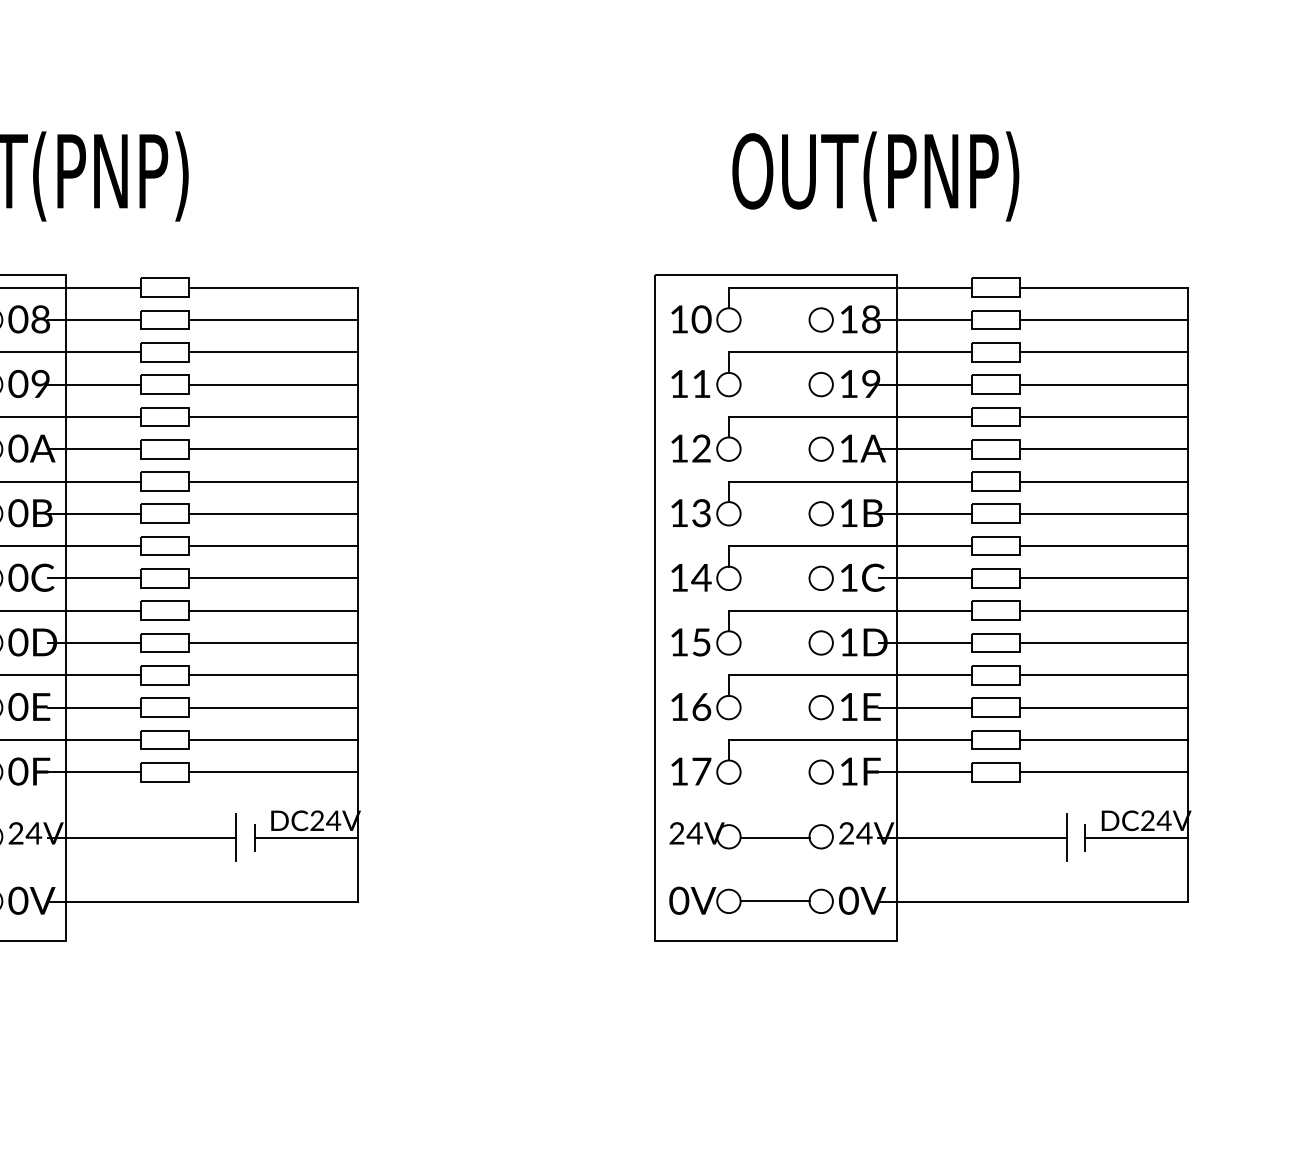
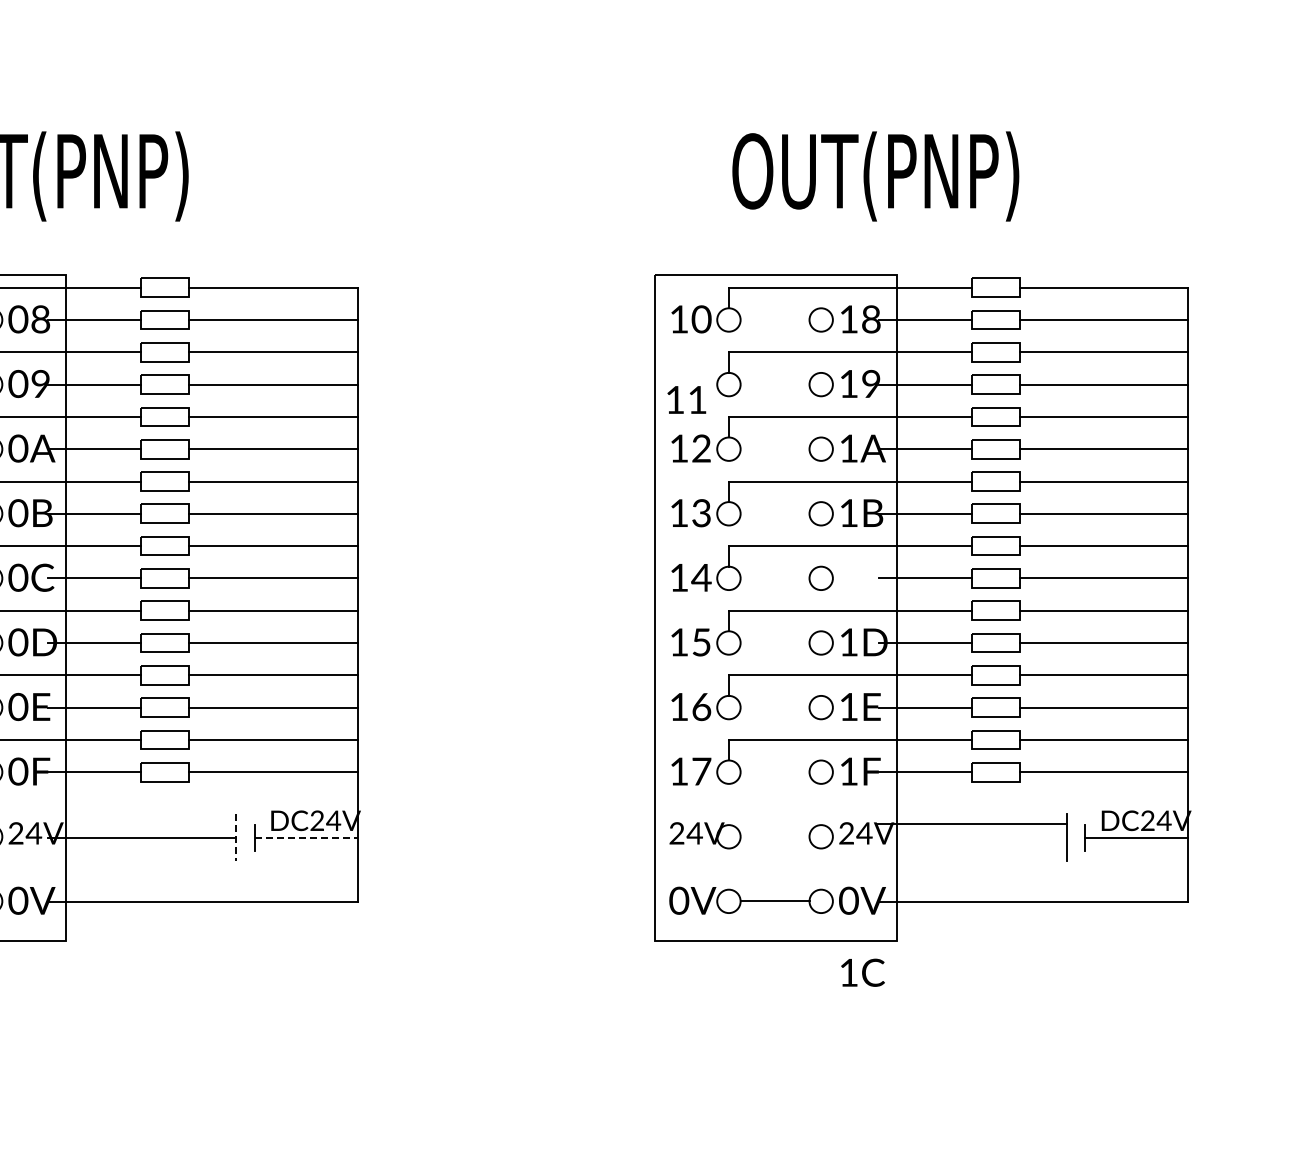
text position: (690, 383) -> (686, 399) (686, 399)
text position: (862, 577) -> (862, 972) (862, 972)
line: solid -> dashed (236, 837)
line: solid -> dashed (306, 837)
line: present -> none (774, 837)
line position: (972, 837) -> (972, 823) (972, 823)
